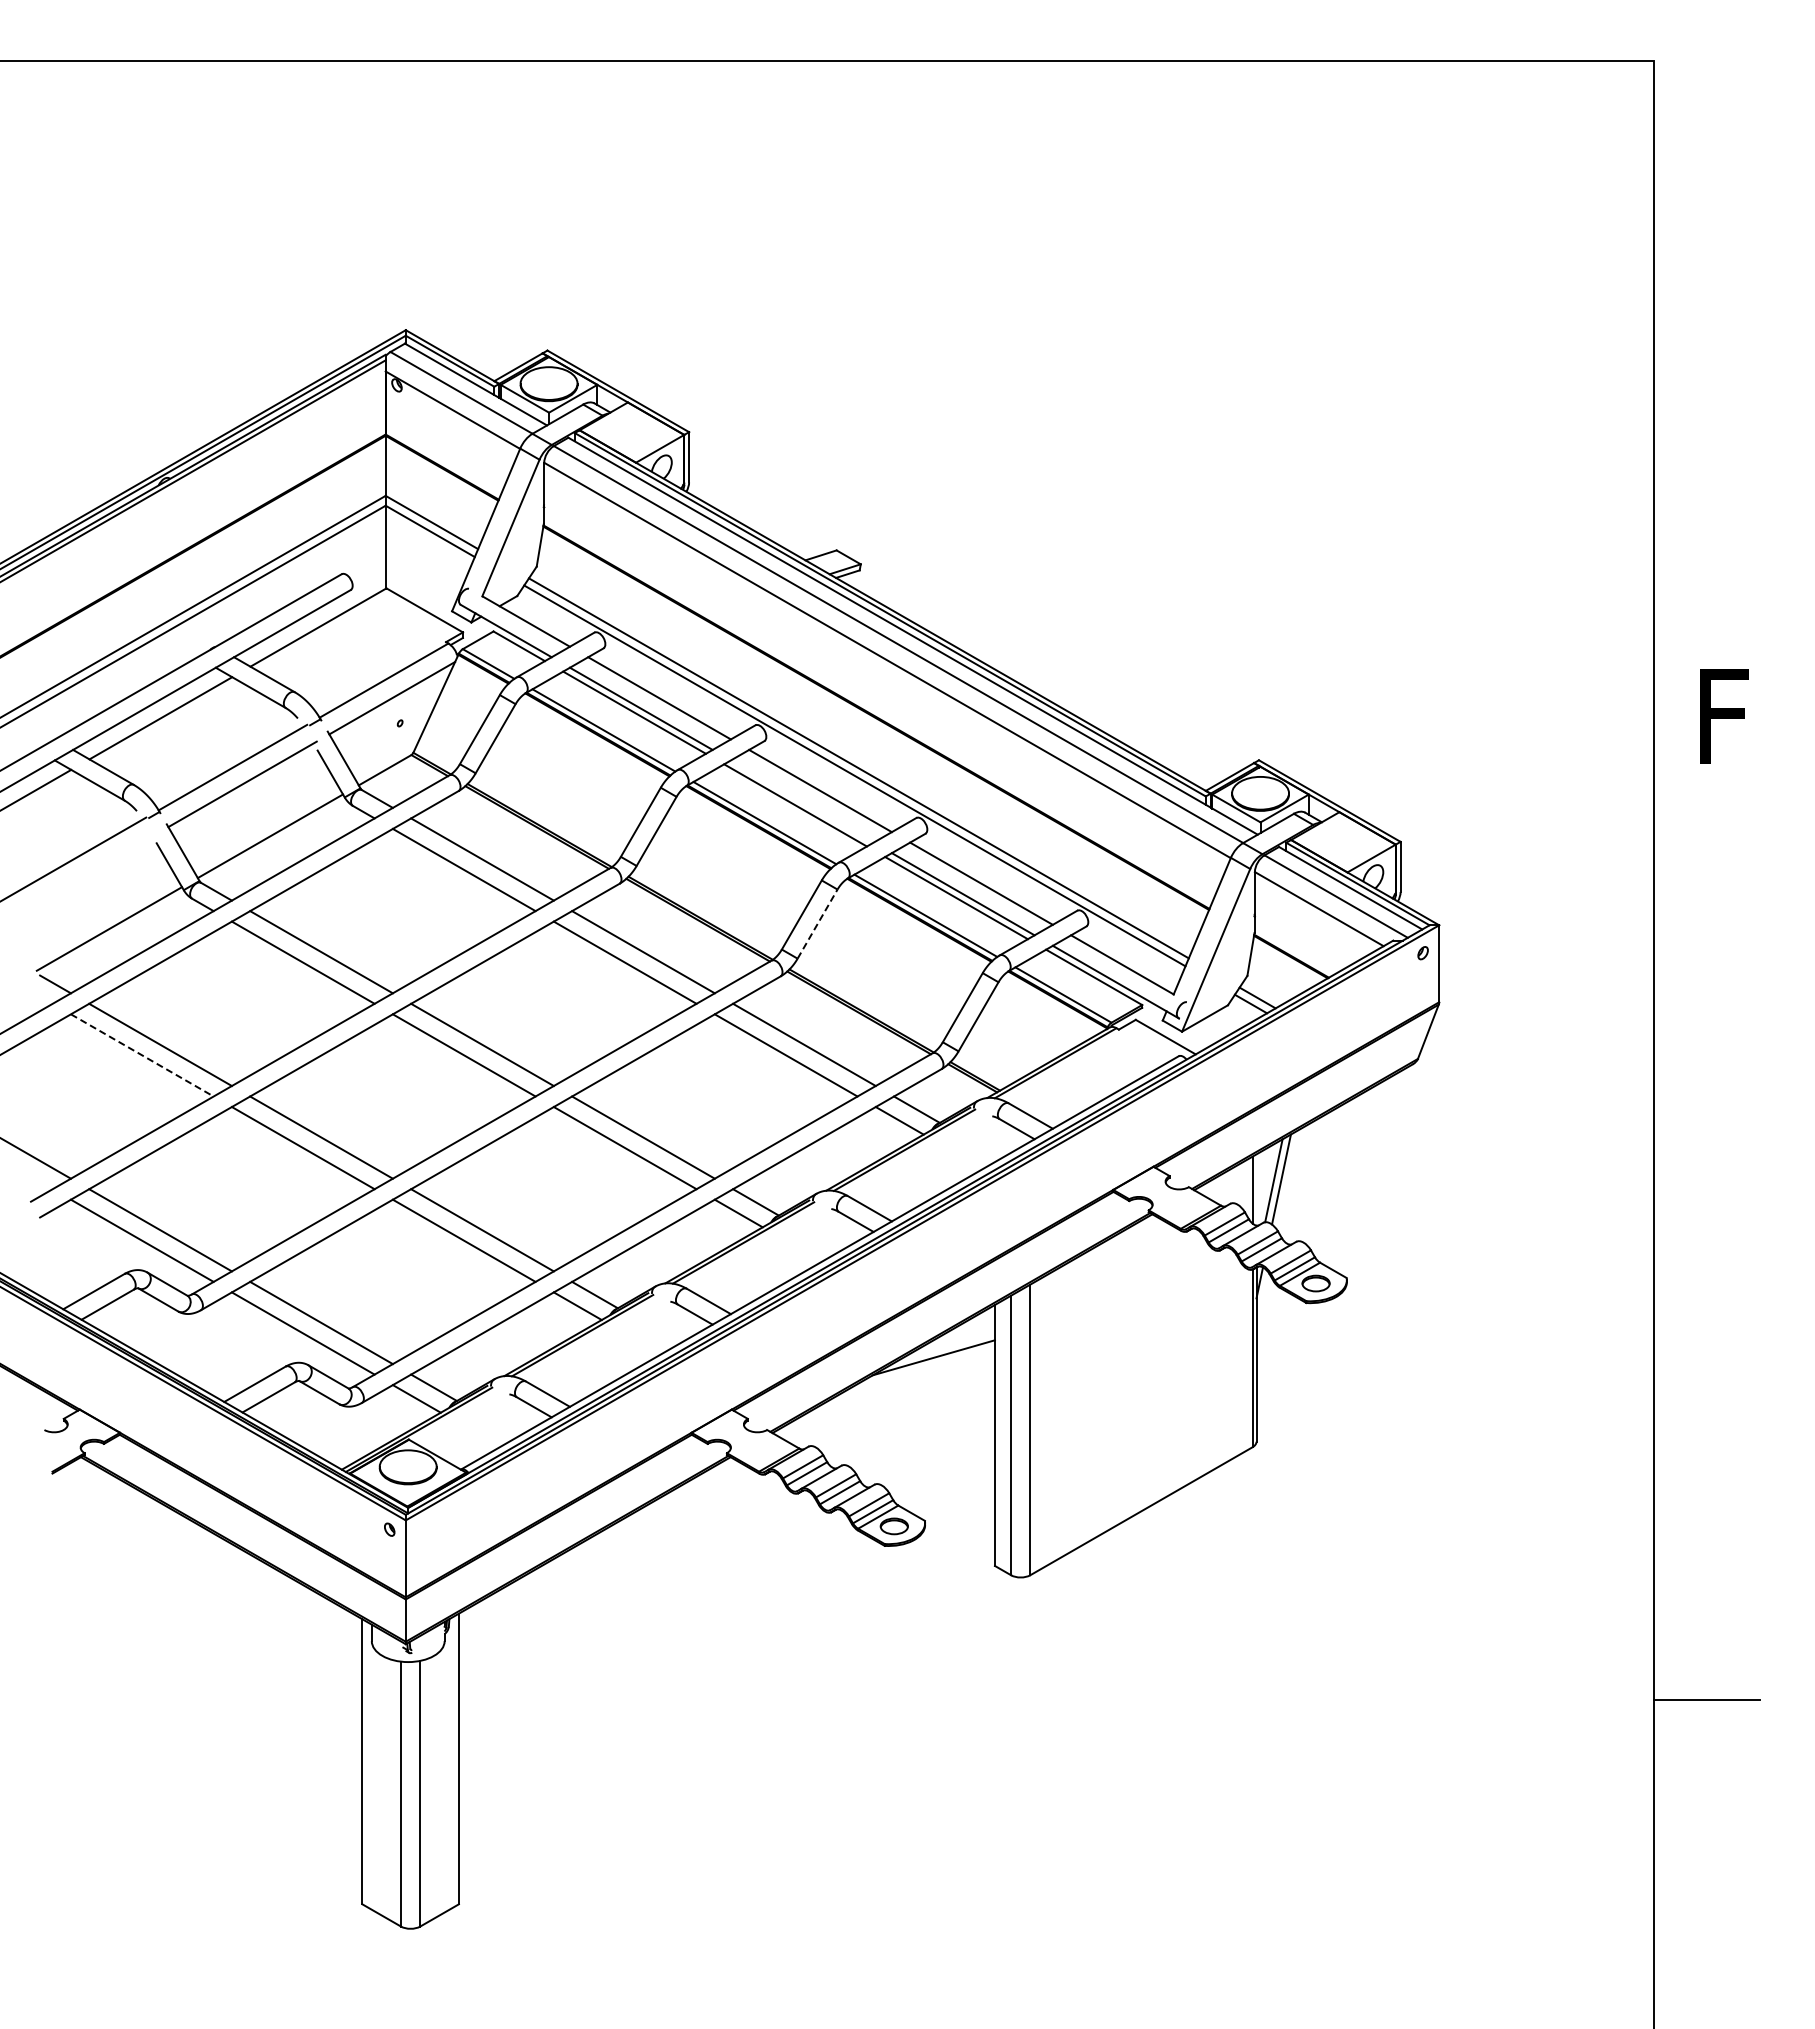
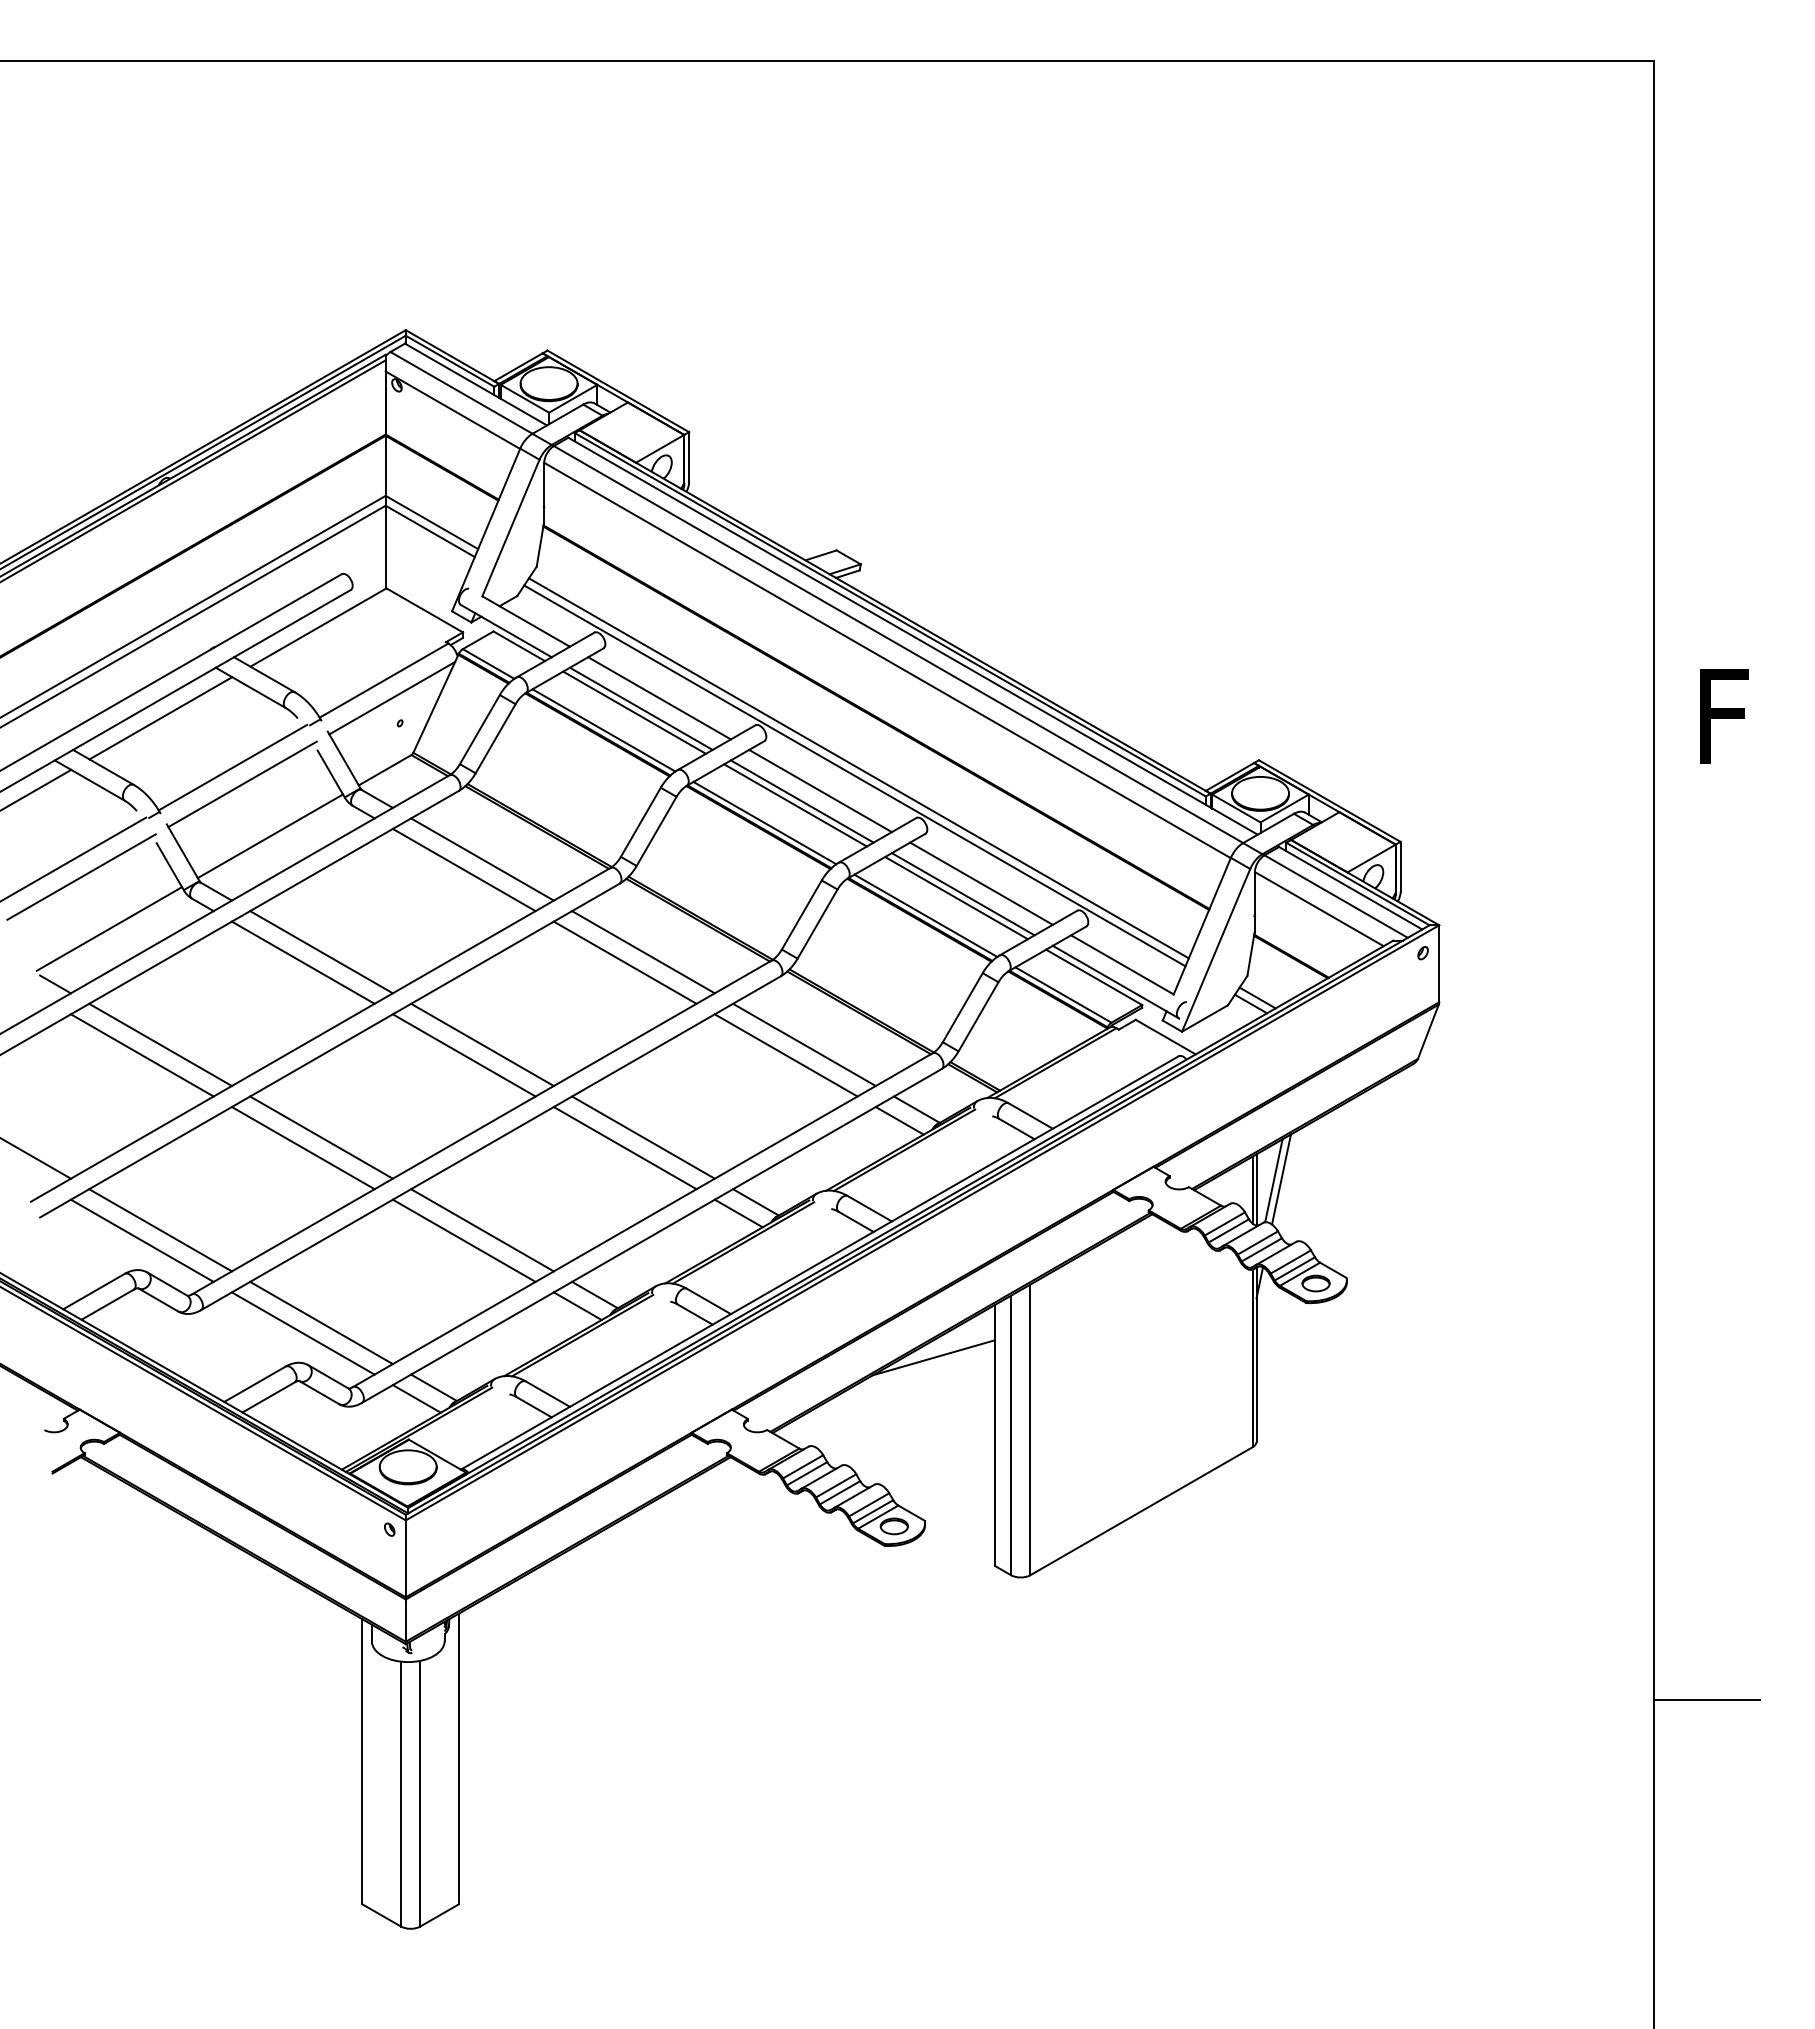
line: none -> present (801, 801)
line: none -> present (81, 876)
line: dashed -> solid (817, 924)
line: dashed -> solid (142, 1055)
line: none -> present (1256, 1189)
